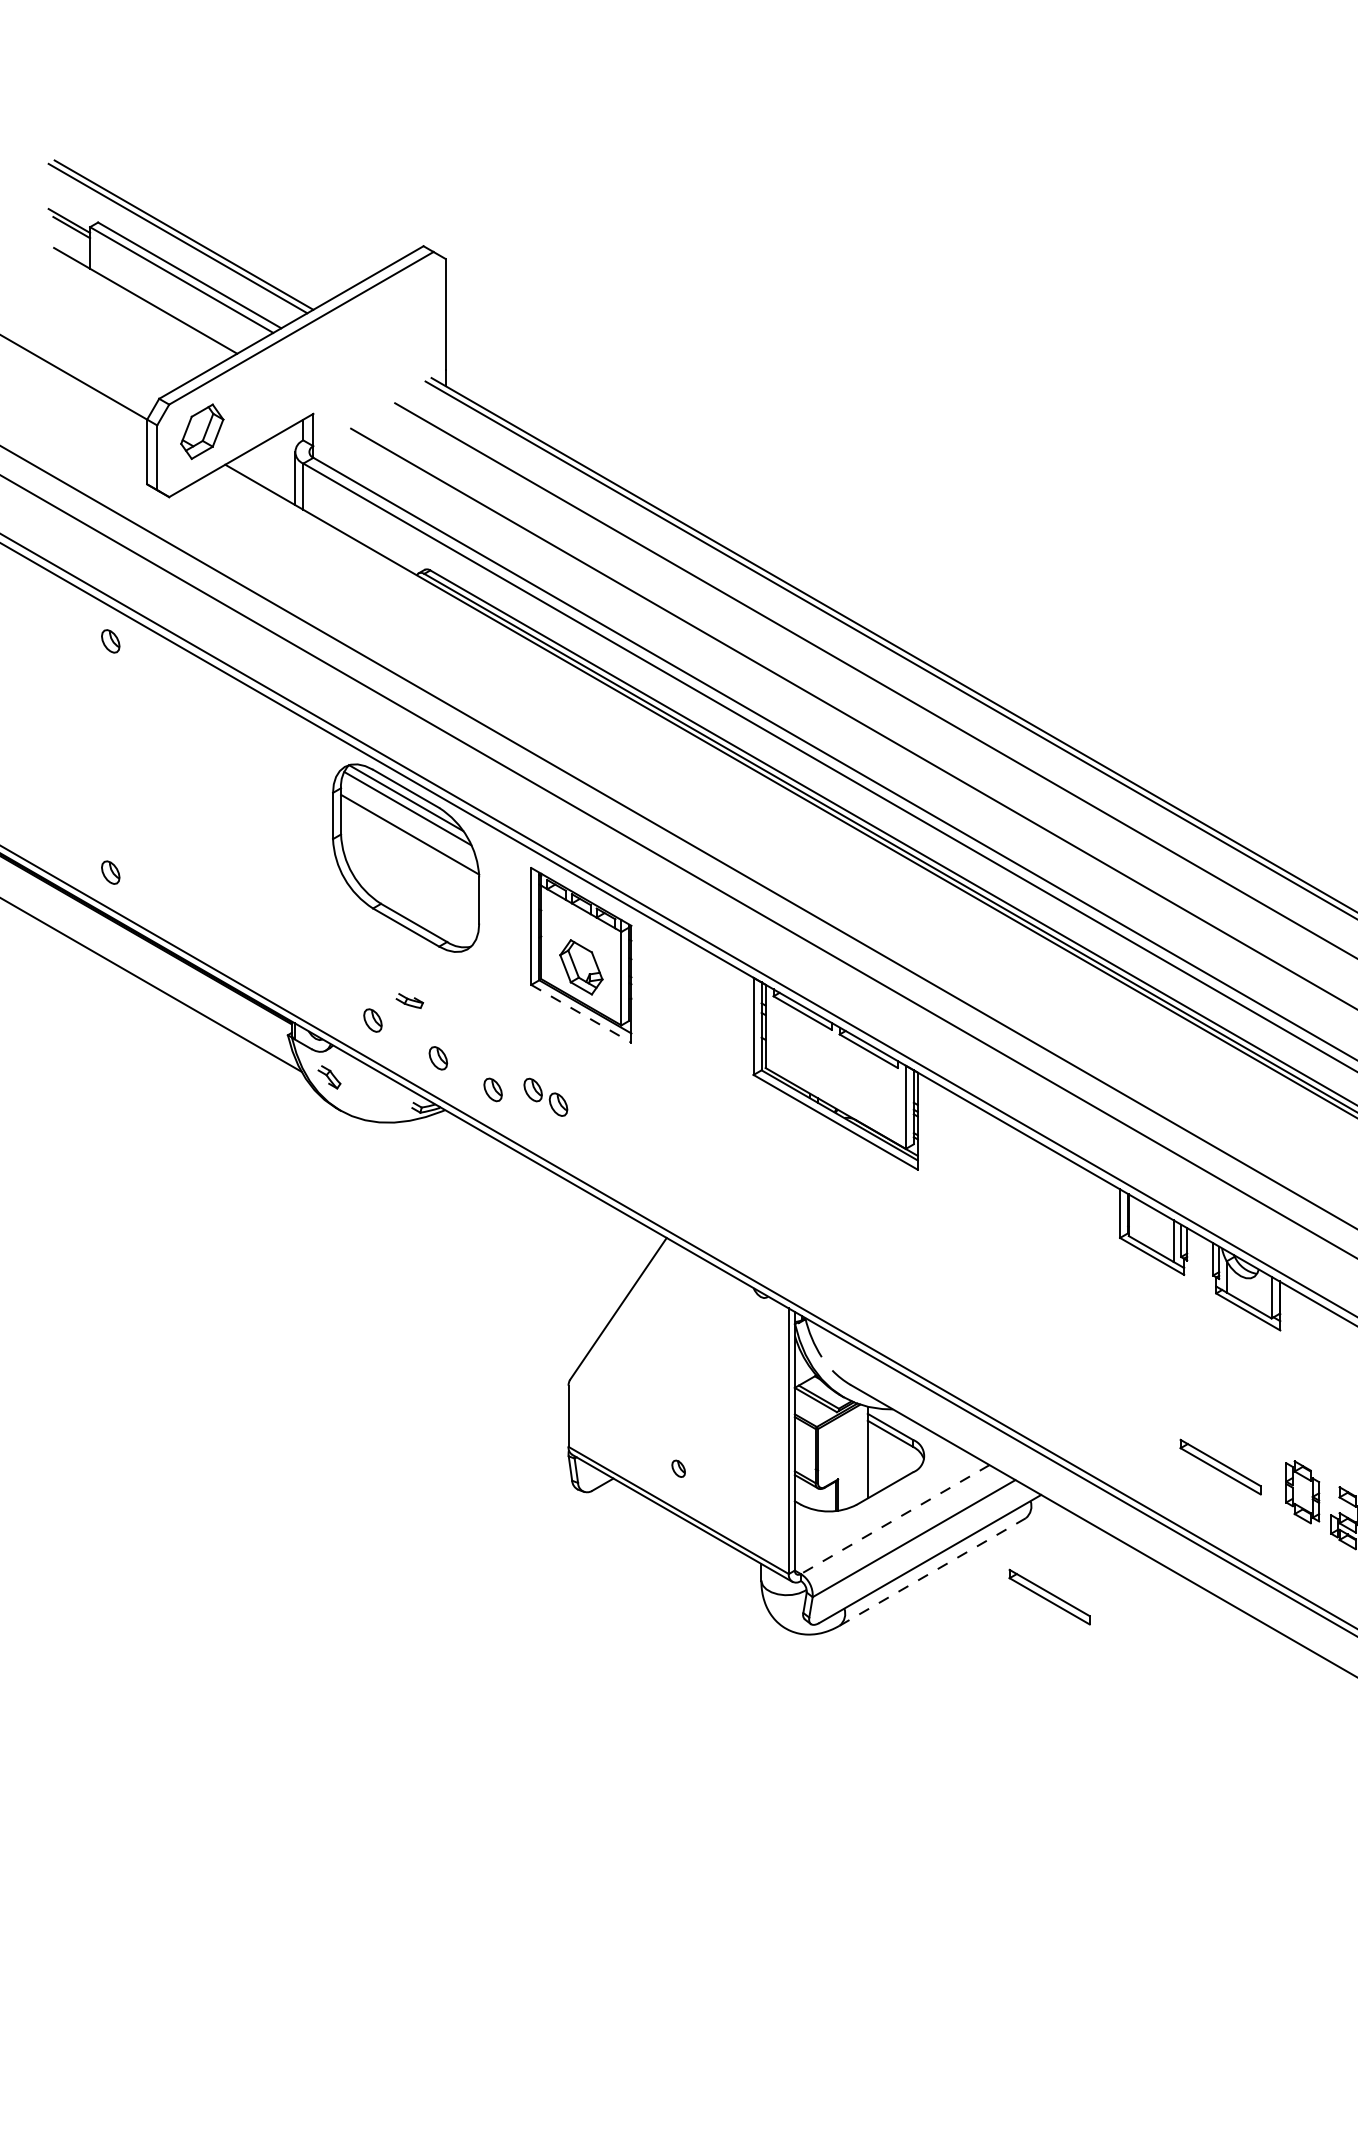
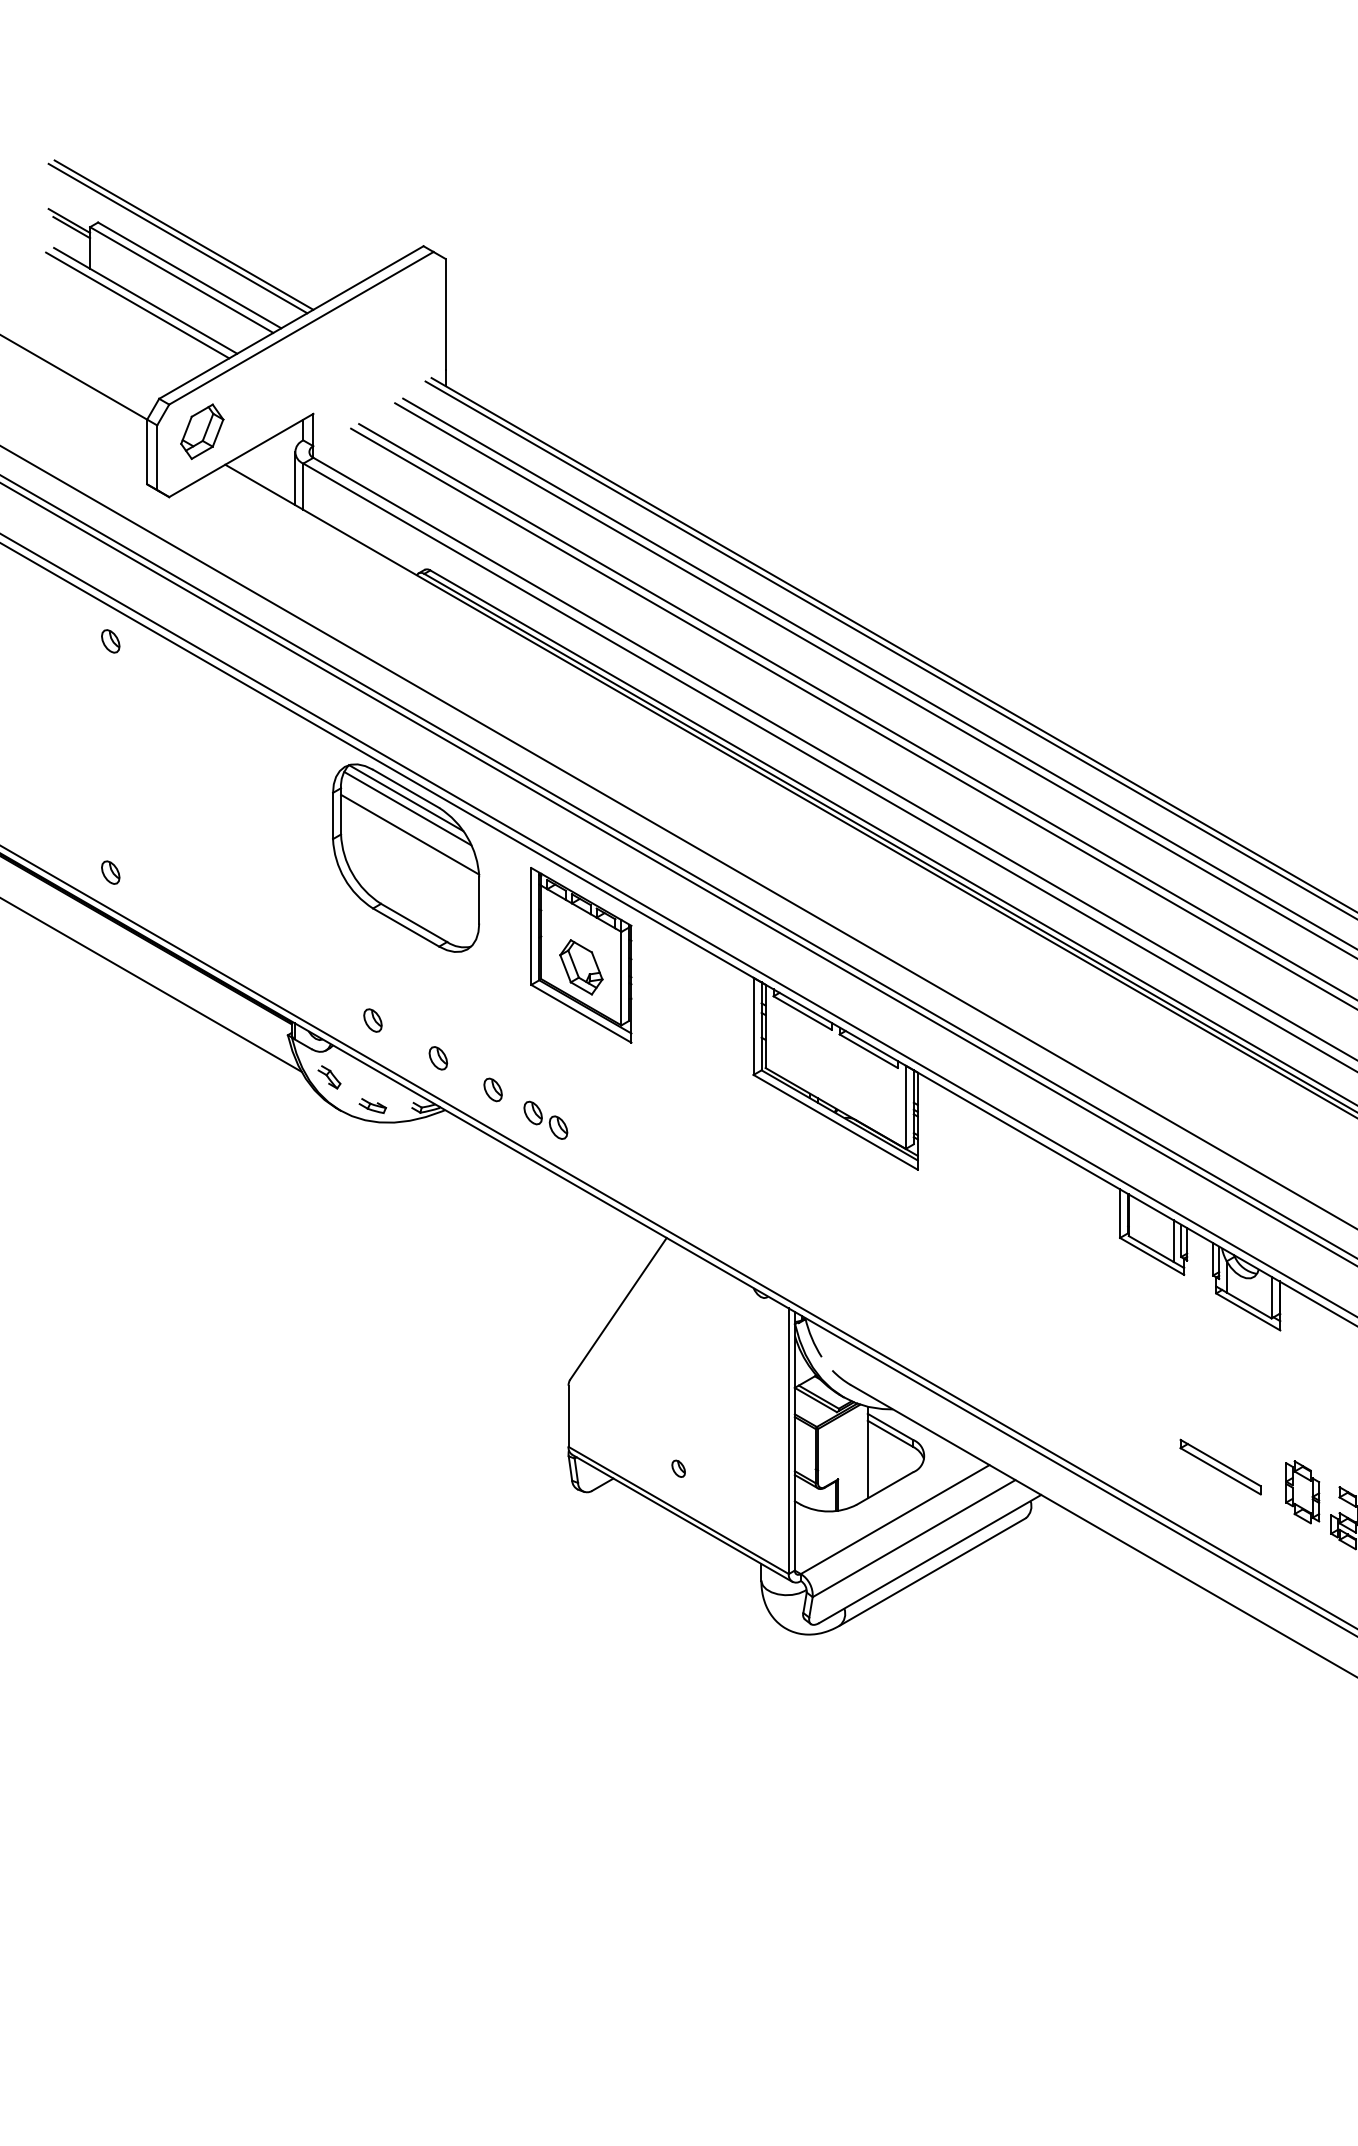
line: none -> present (137, 305)
line: none -> present (878, 673)
line: none -> present (856, 711)
line: none -> present (678, 873)
part position: (409, 1000) -> (372, 1105) (372, 1105)
line: dashed -> solid (581, 1013)
part position: (545, 1096) -> (545, 1119) (545, 1119)
line: dashed -> solid (895, 1519)
line: dashed -> solid (932, 1572)
part: present -> none (1049, 1596)
